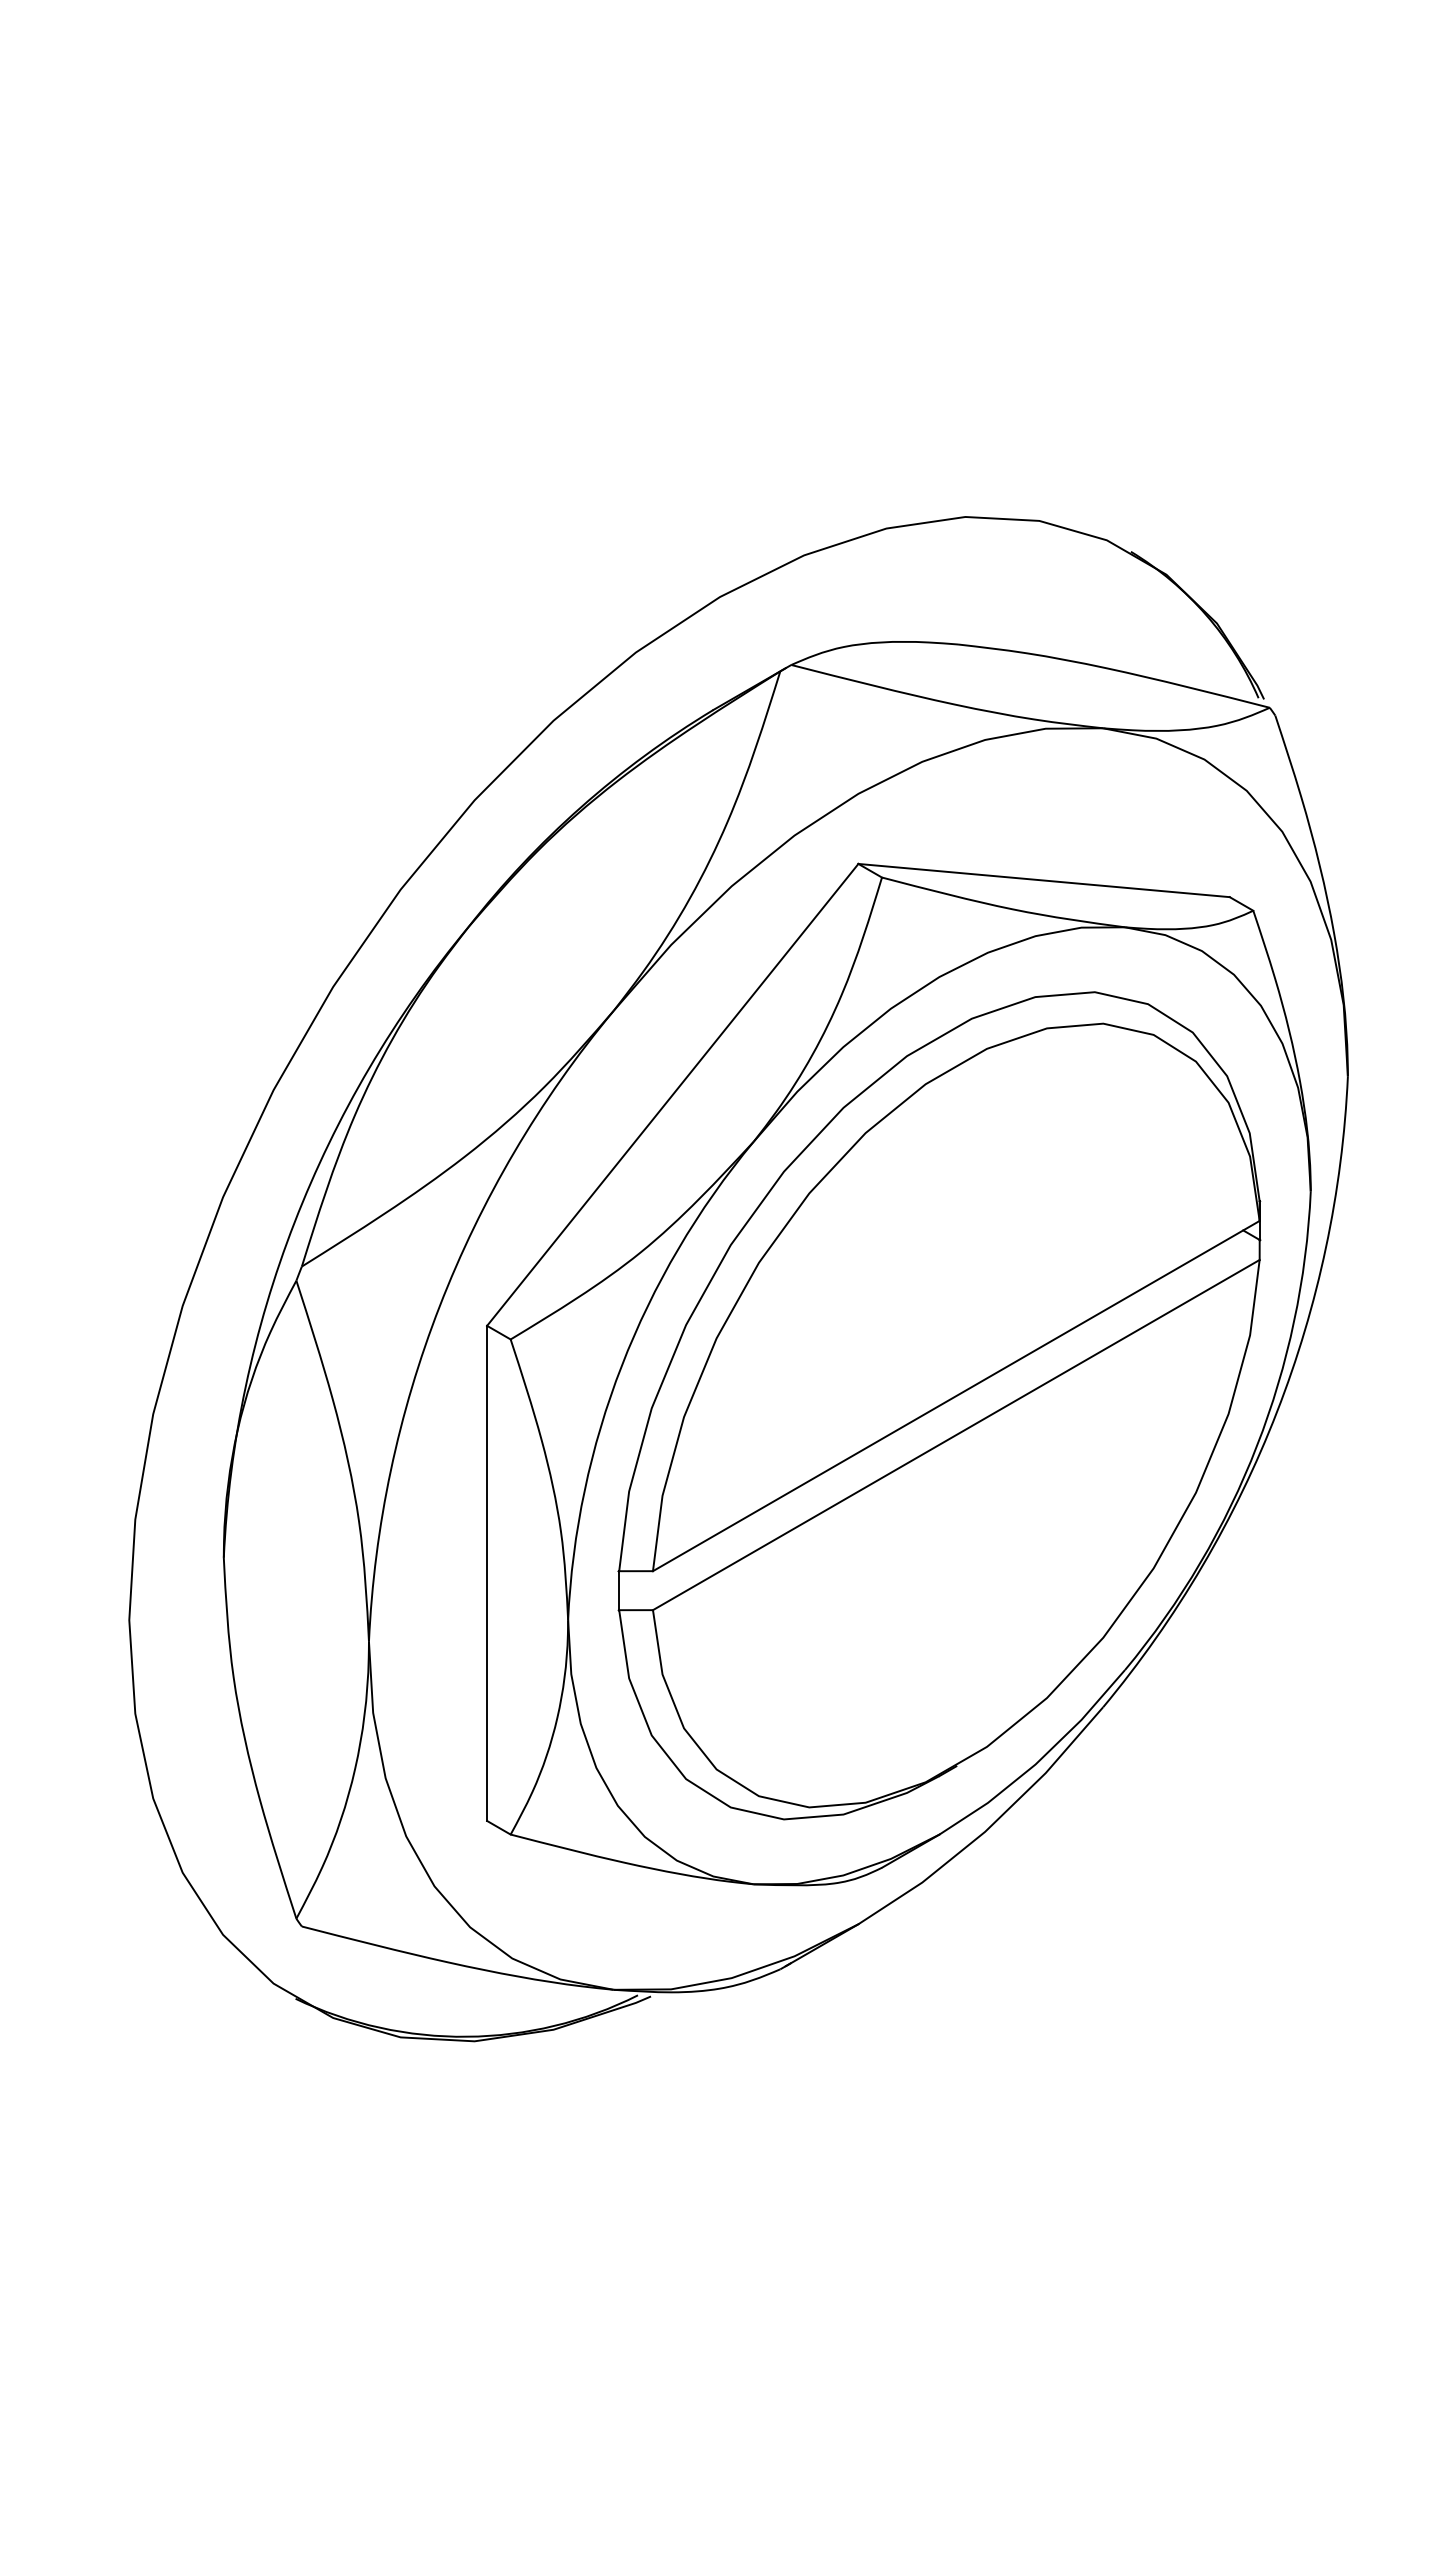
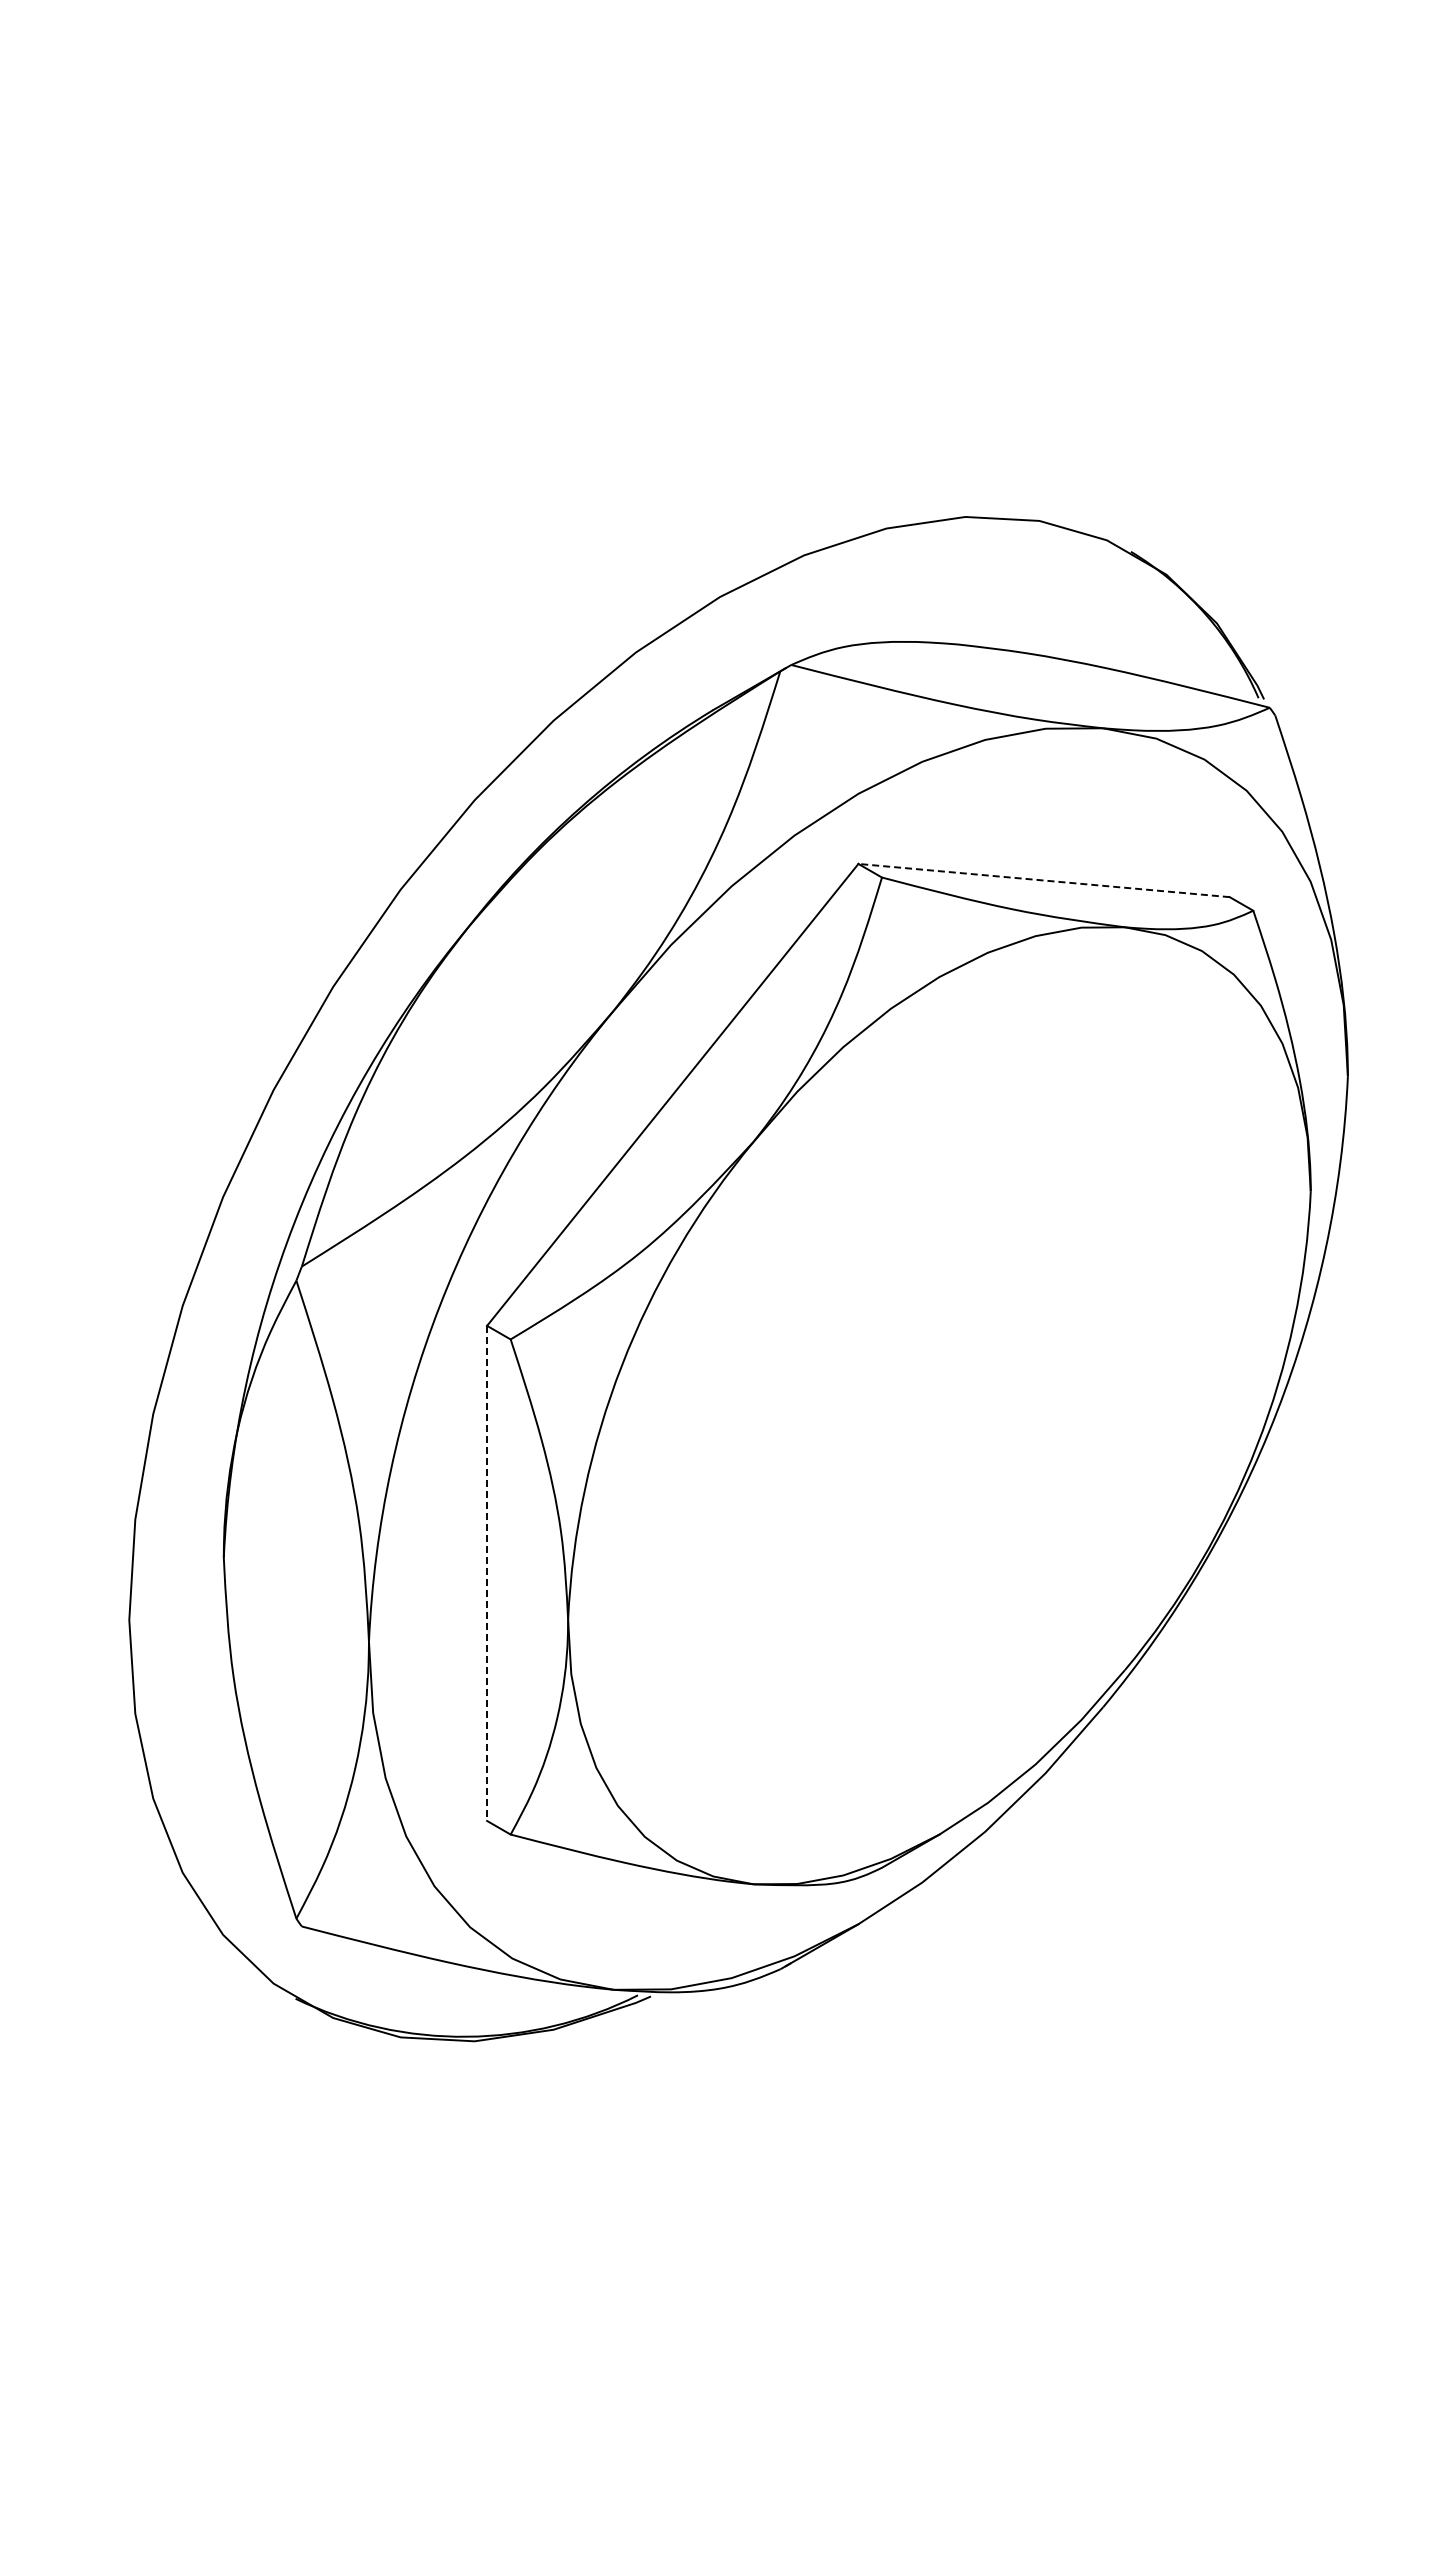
line: solid -> dashed (1043, 880)
part: present -> none (939, 1405)
line: solid -> dashed (487, 1573)
